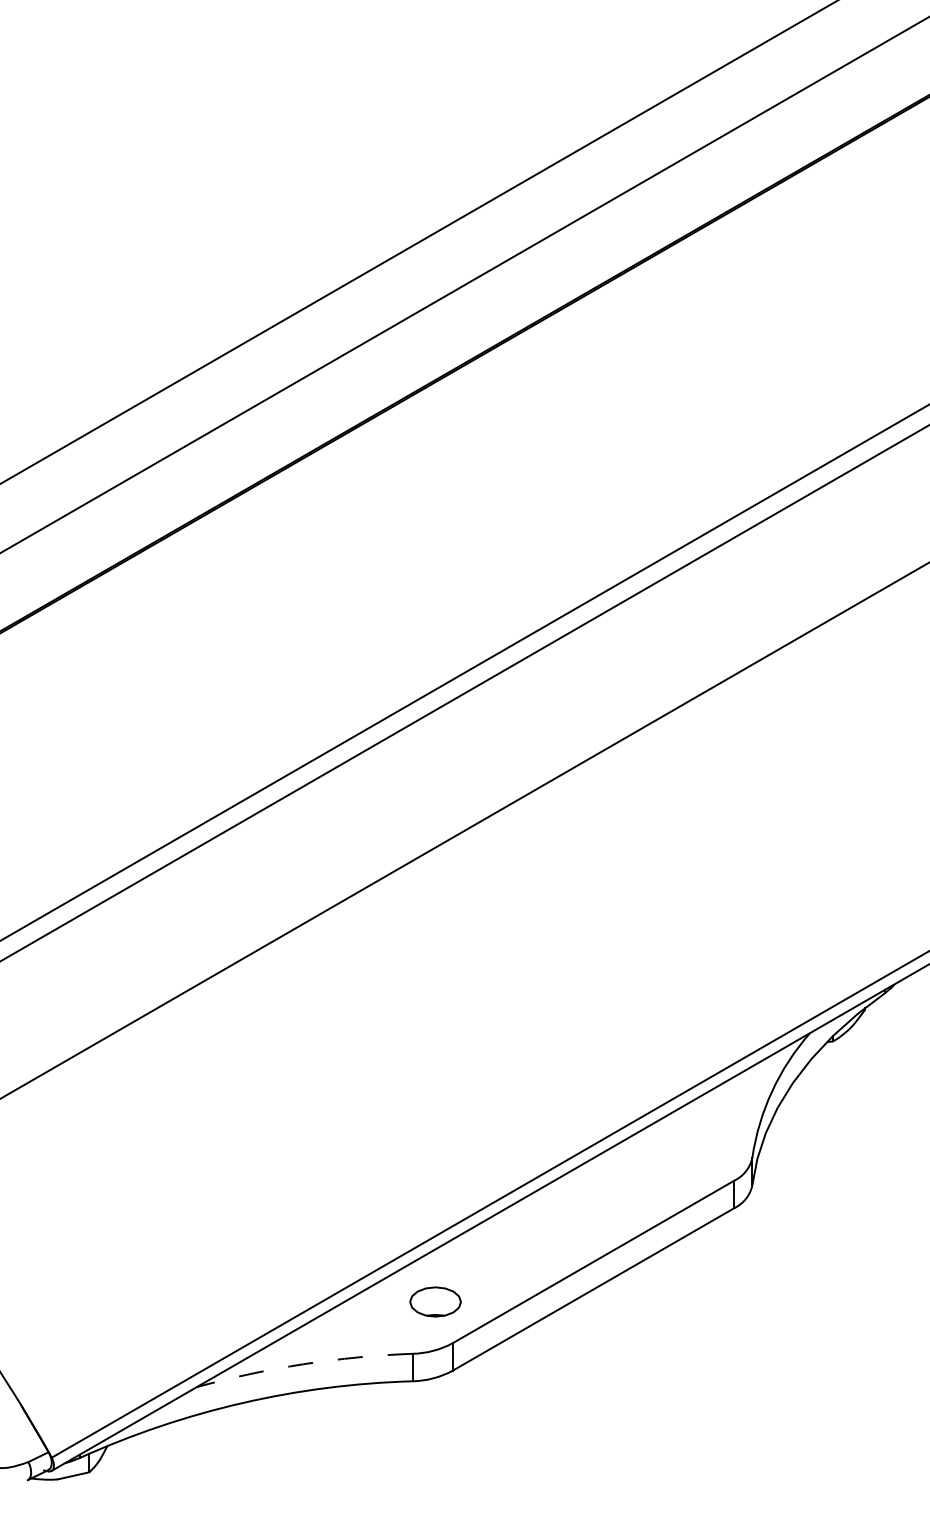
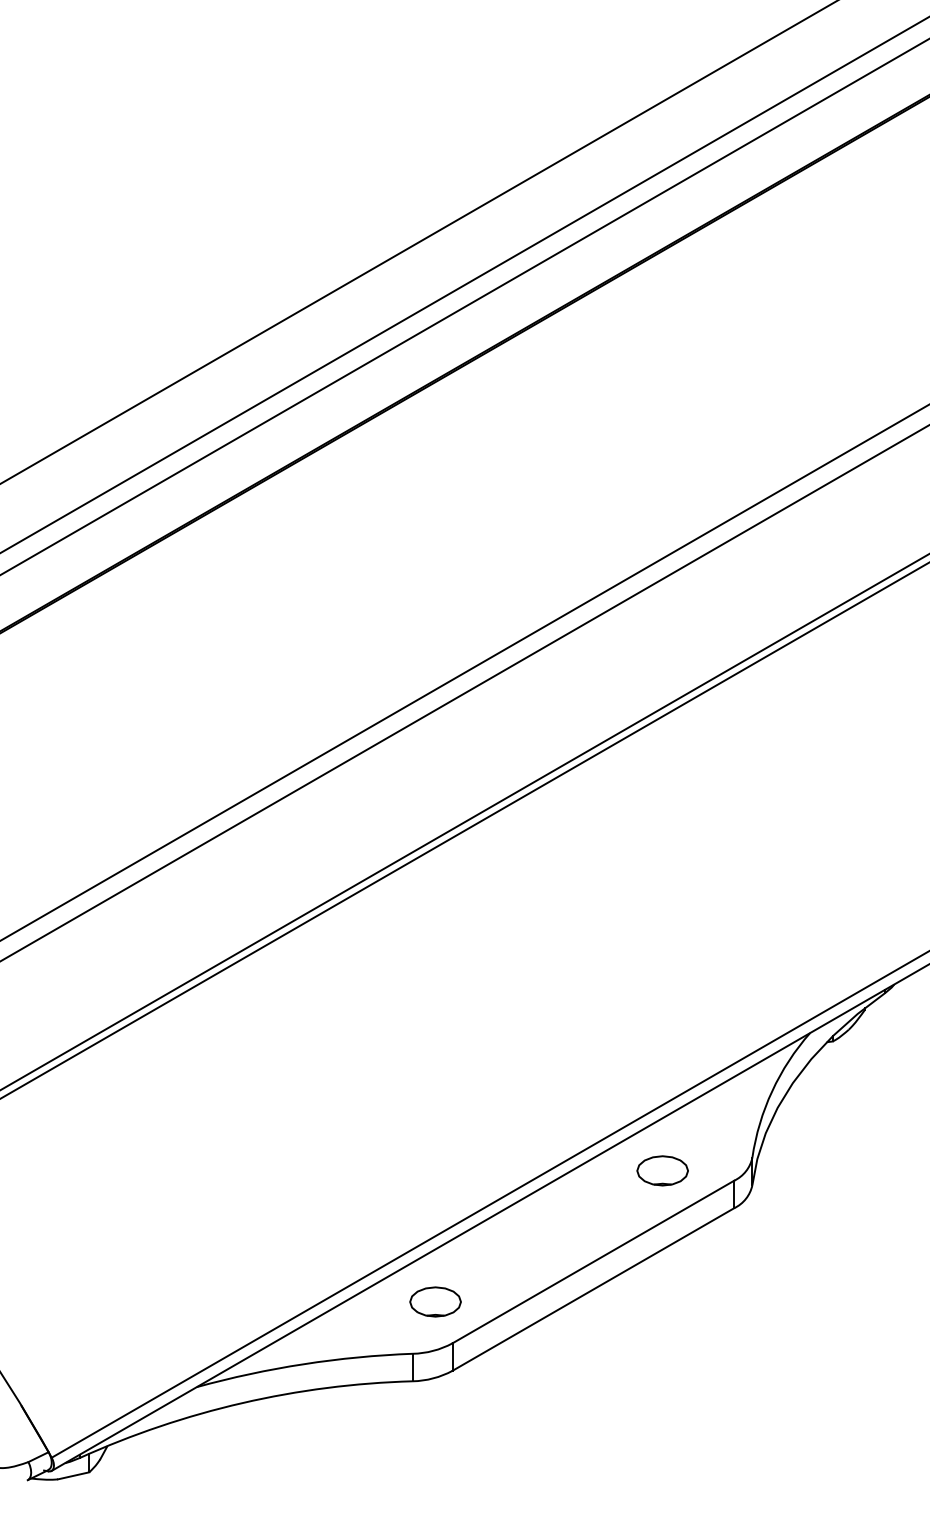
line: none -> present (464, 306)
line: none -> present (464, 821)
part: none -> present (662, 1170)
arc: dashed -> solid (303, 1364)
